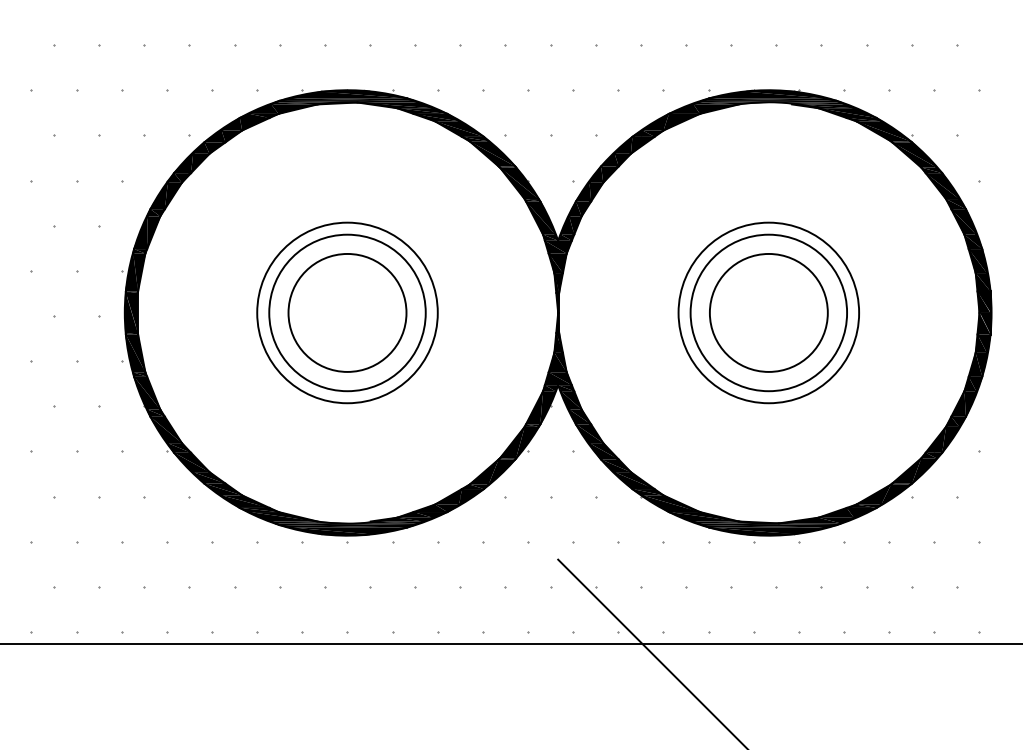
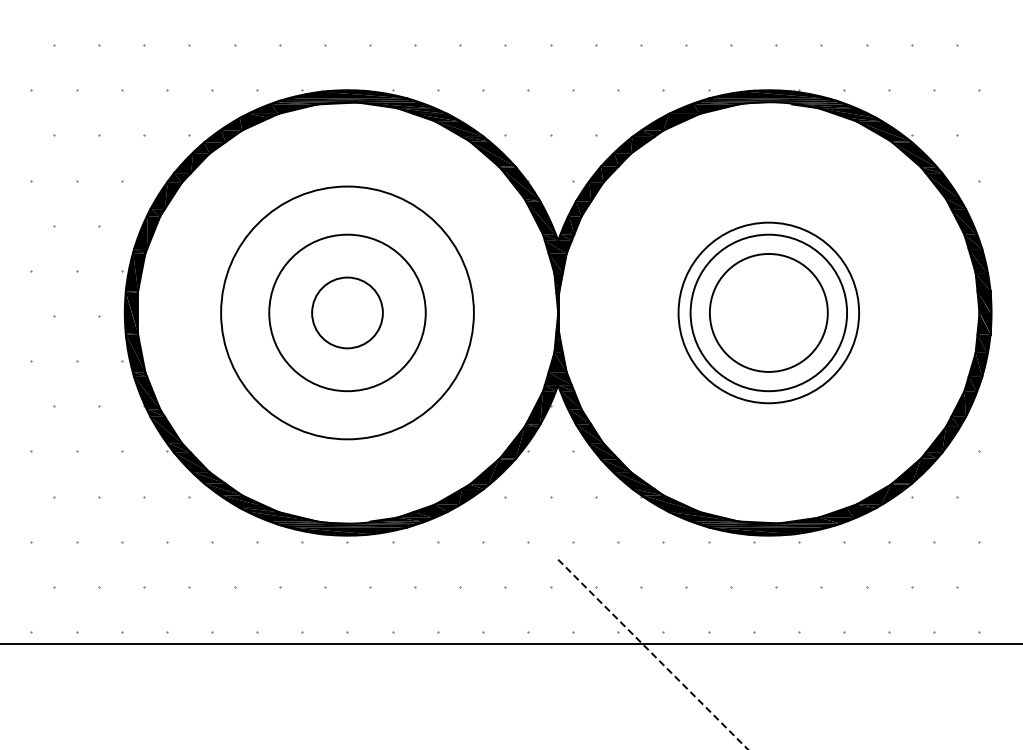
circle diameter: 118 px -> 71 px (347, 312)
circle diameter: 181 px -> 253 px (347, 312)
line: solid -> dashed (653, 655)
